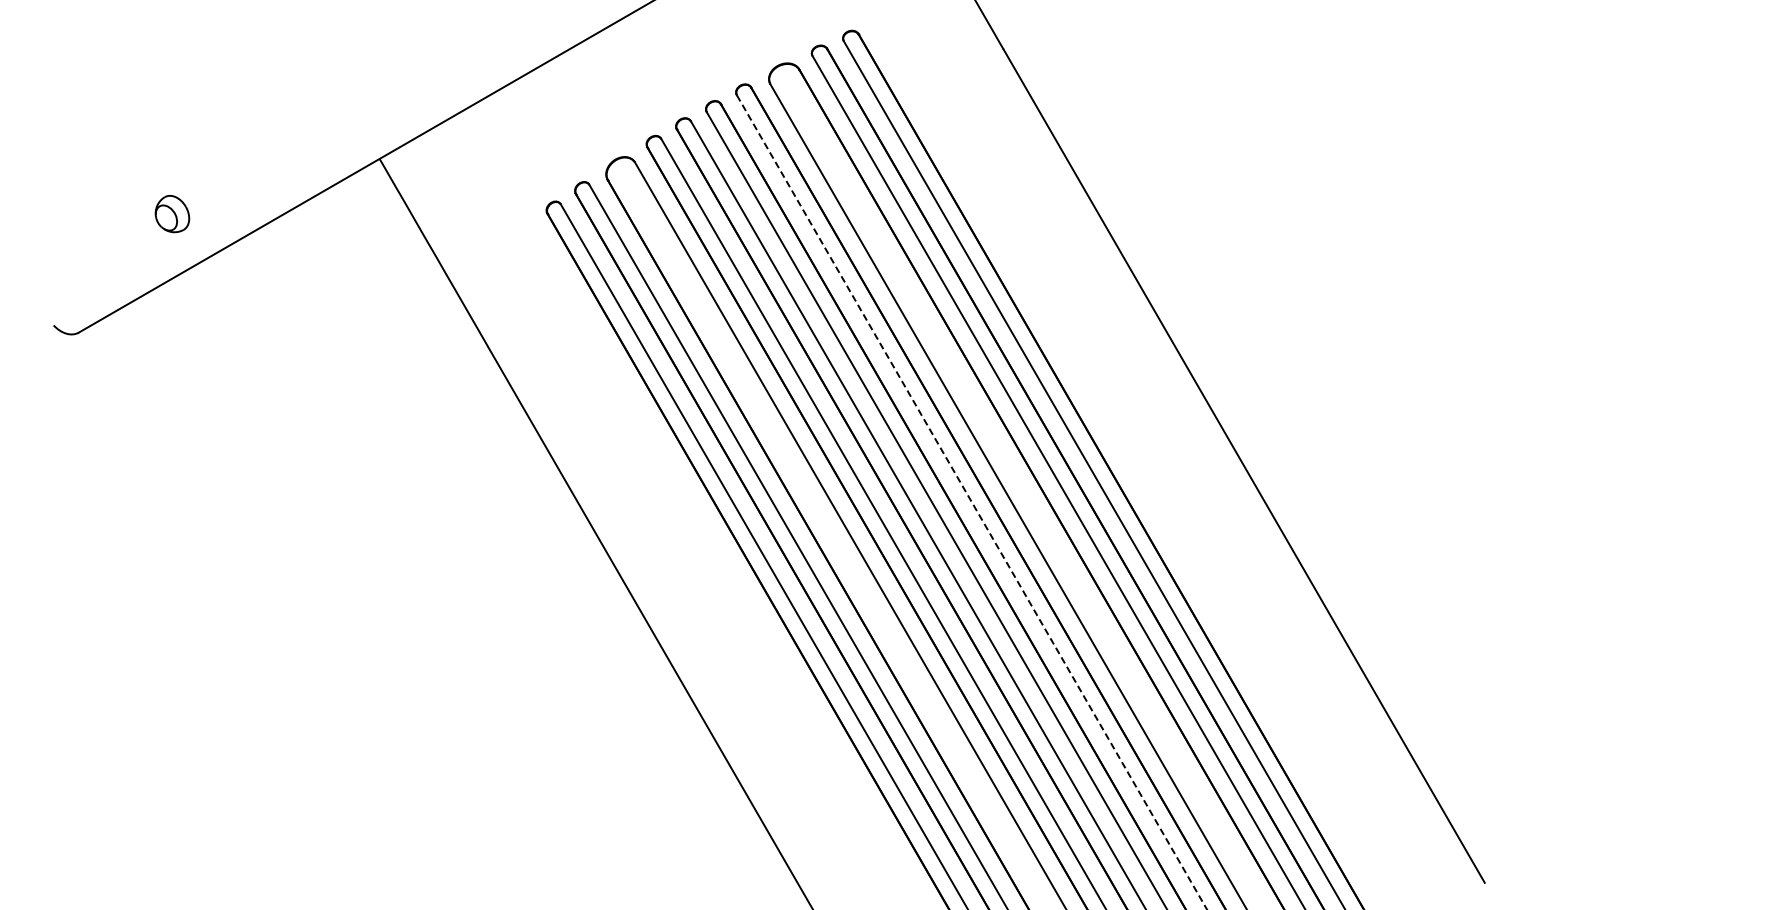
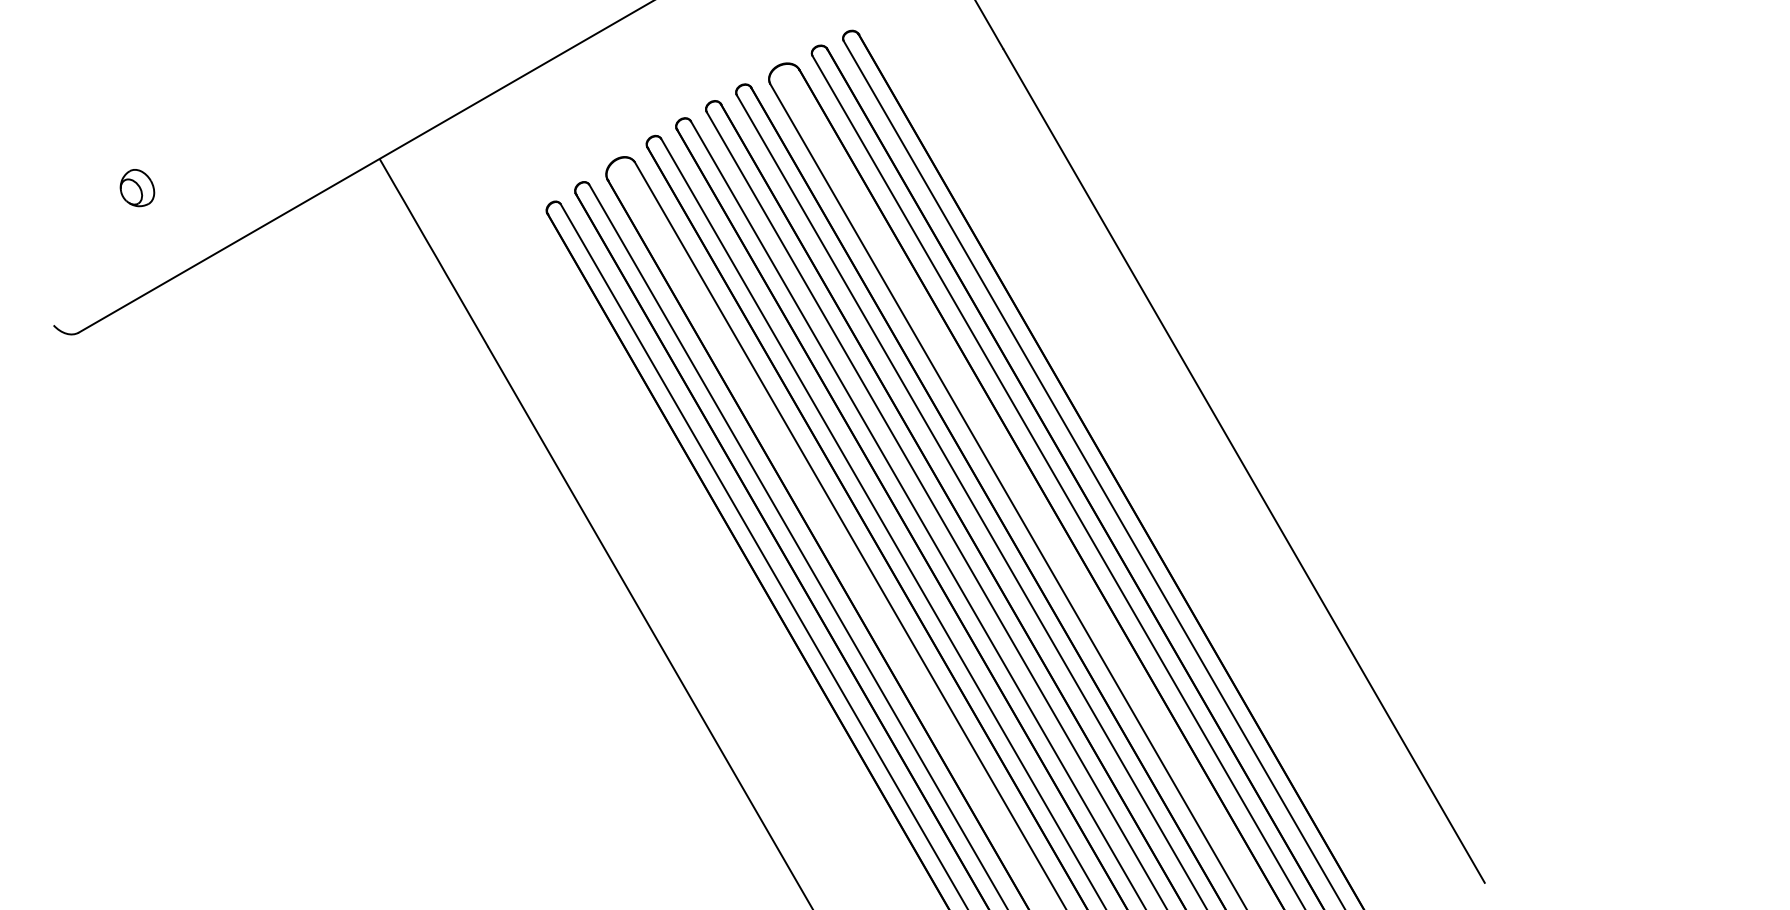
part position: (172, 214) -> (137, 188) (137, 188)
line: dashed -> solid (971, 502)
